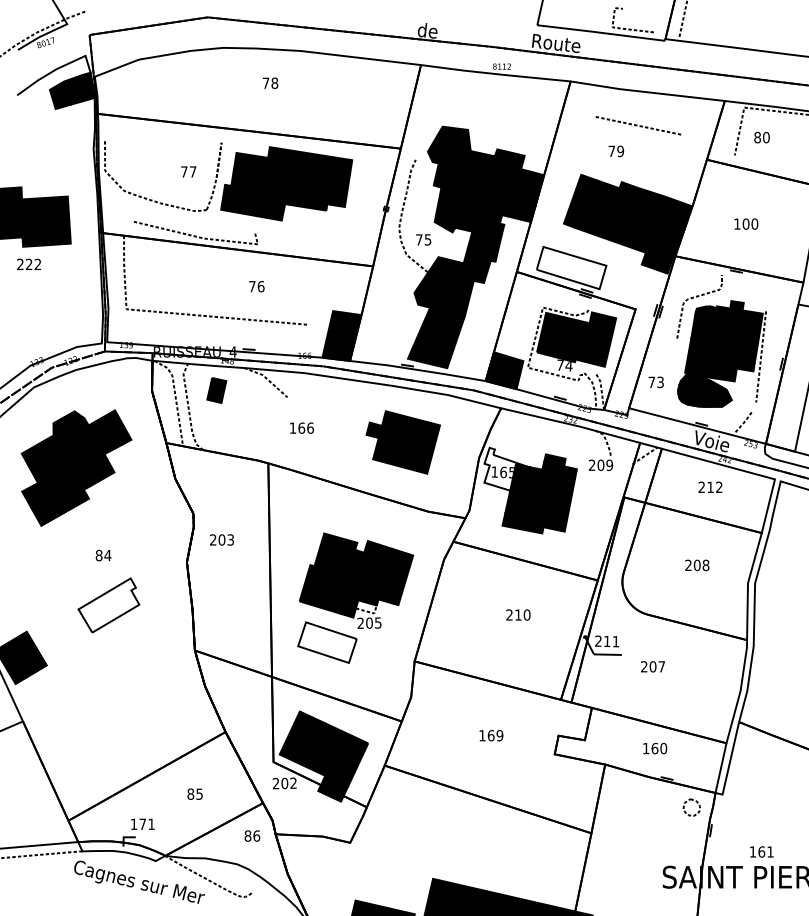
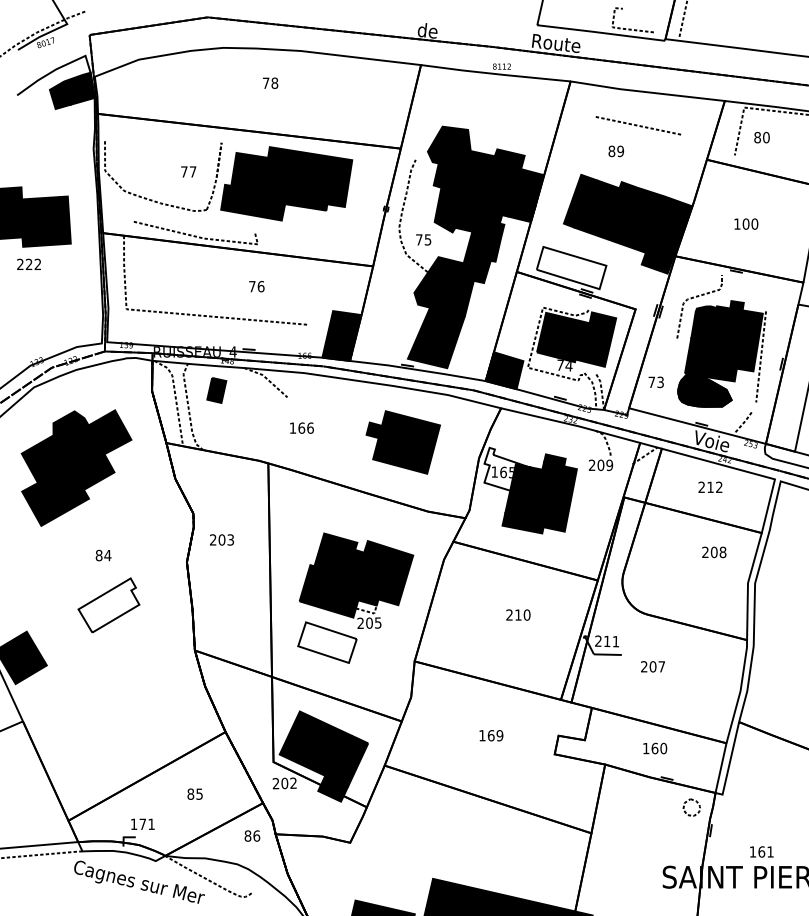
text: 79 -> 89 (611, 151)
text position: (697, 565) -> (714, 552) (714, 552)
